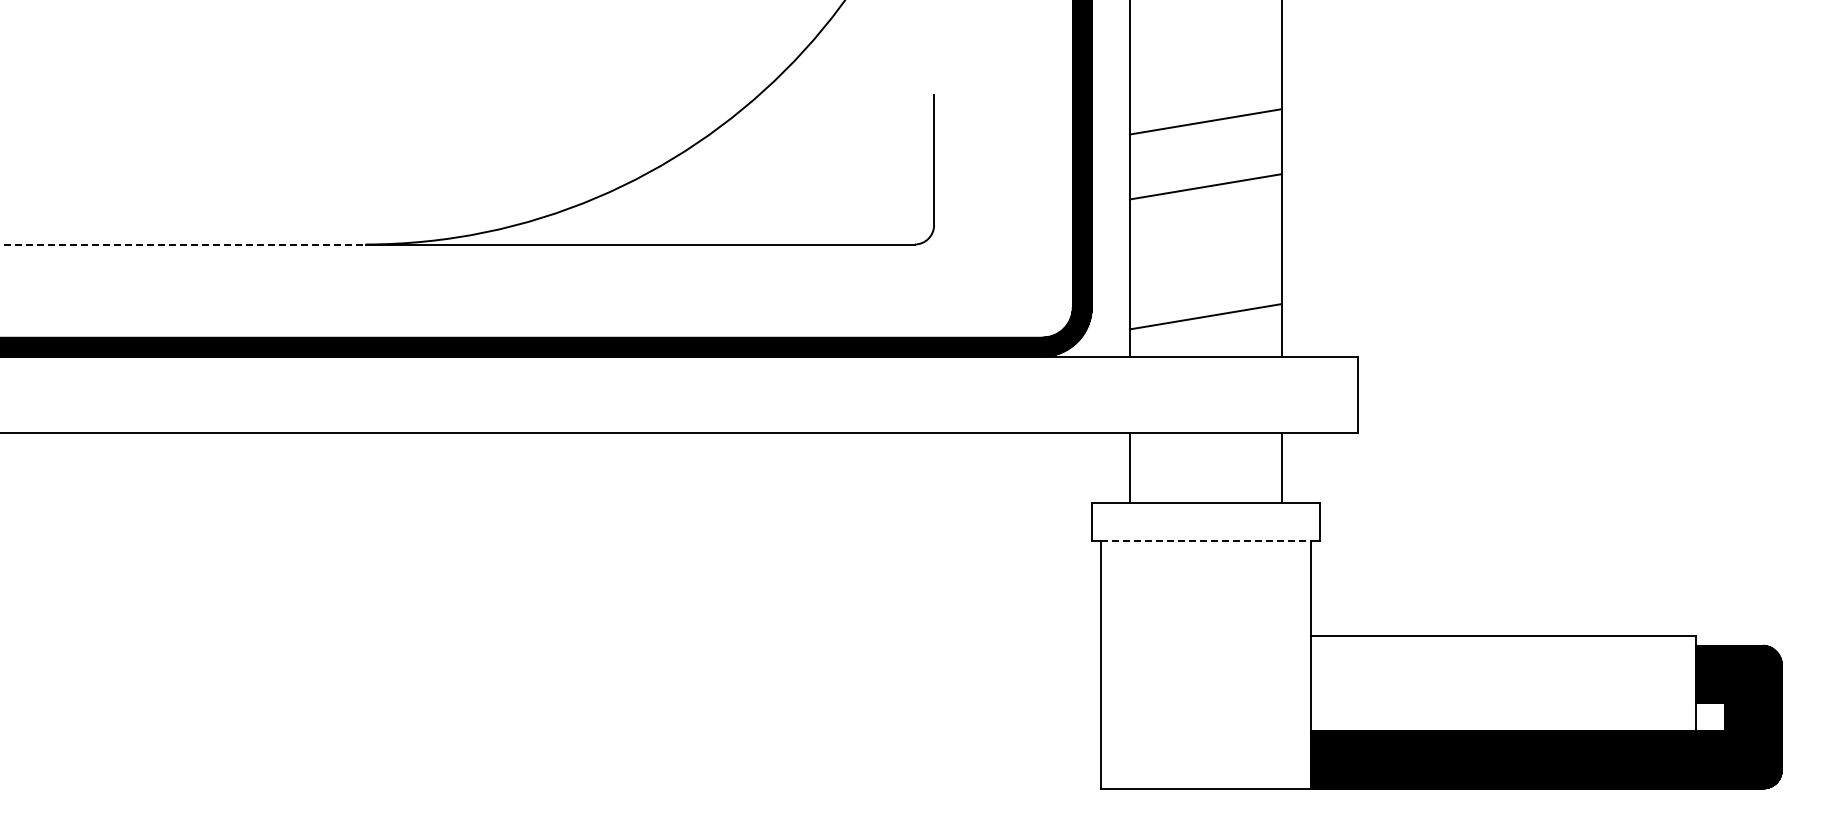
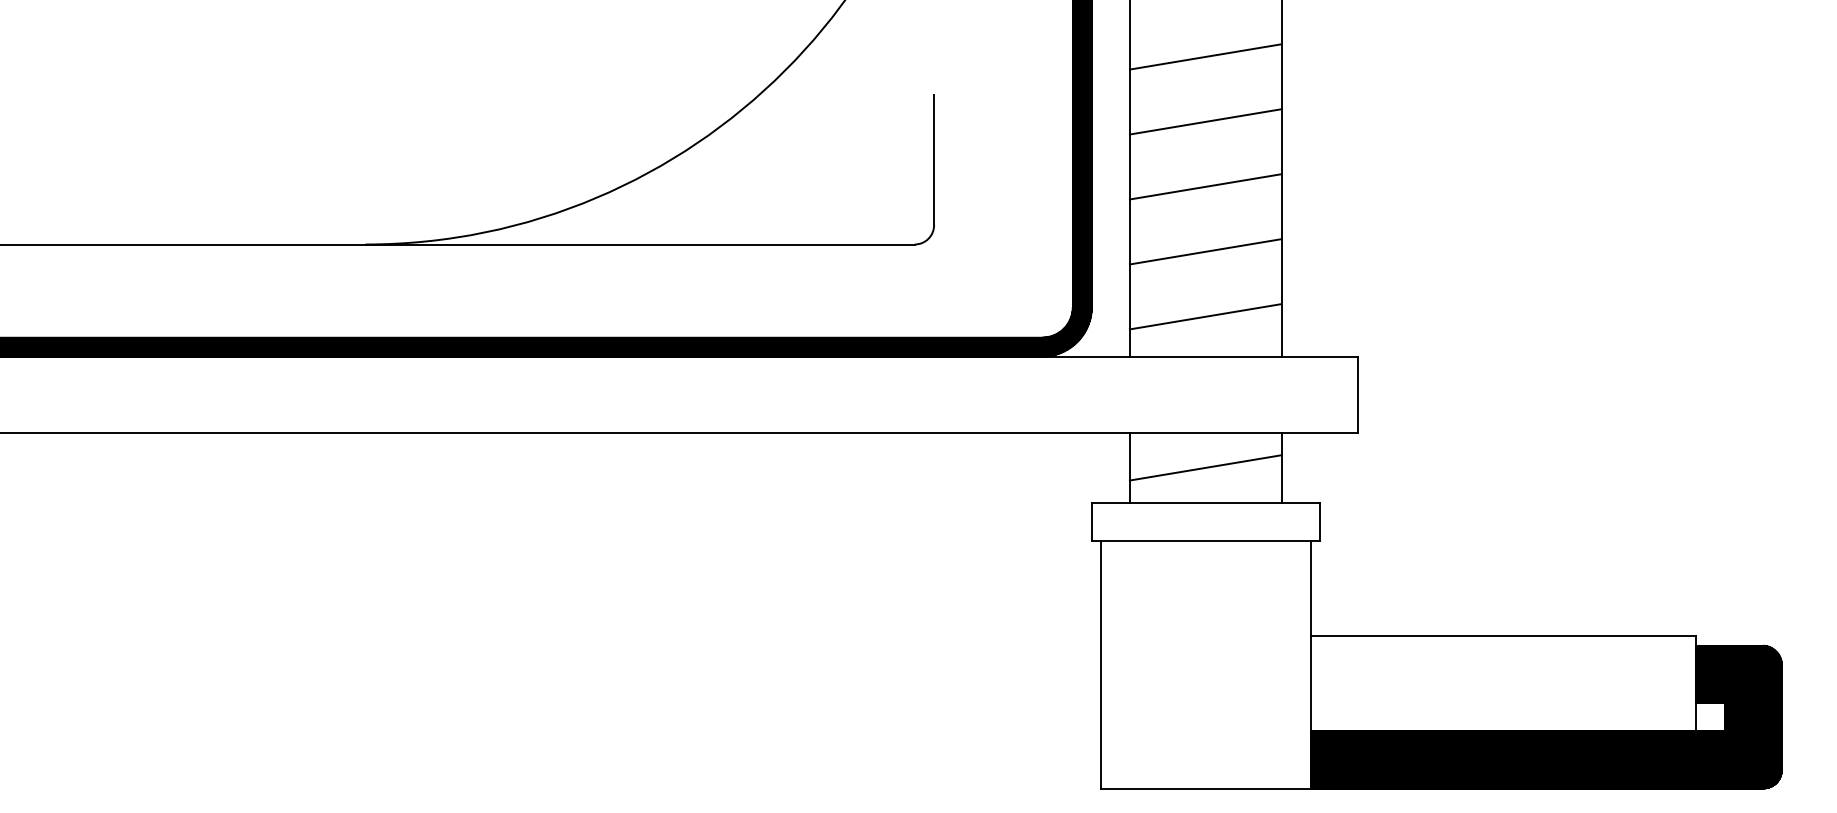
line: none -> present (1205, 56)
line: dashed -> solid (183, 244)
line: none -> present (1205, 251)
line: none -> present (1205, 467)
line: dashed -> solid (1206, 541)
